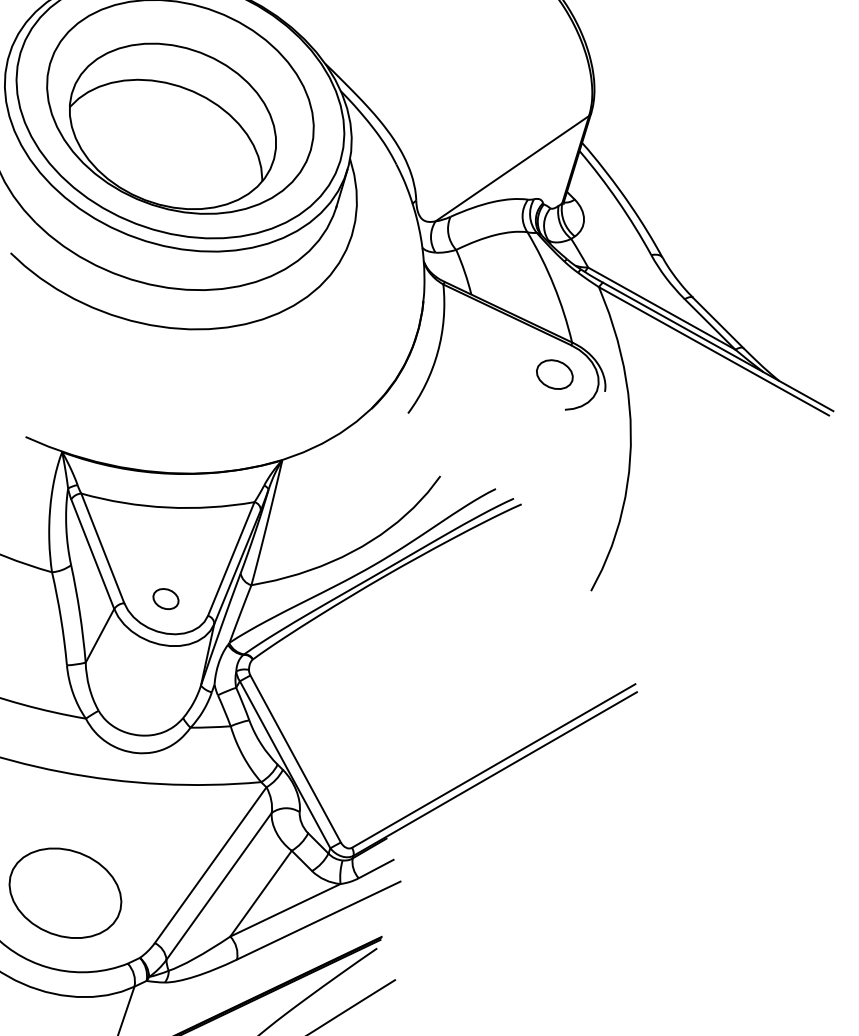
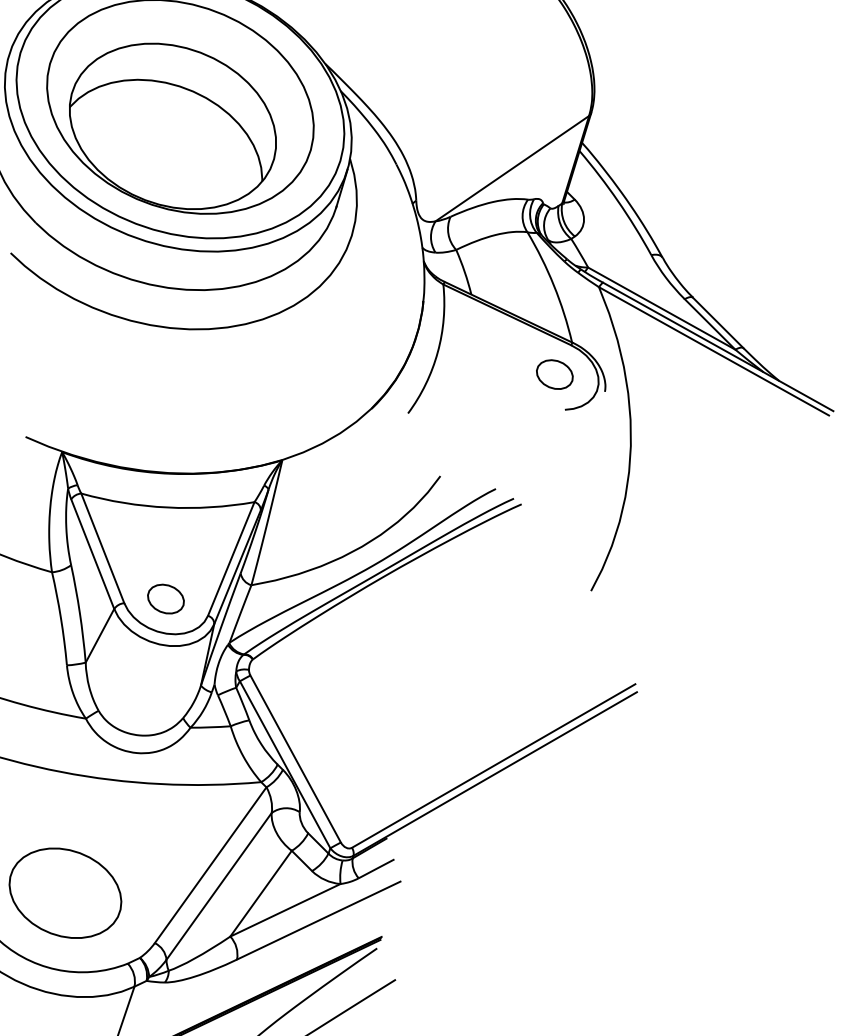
part size: 28x22 px -> 38x32 px (165, 598)
